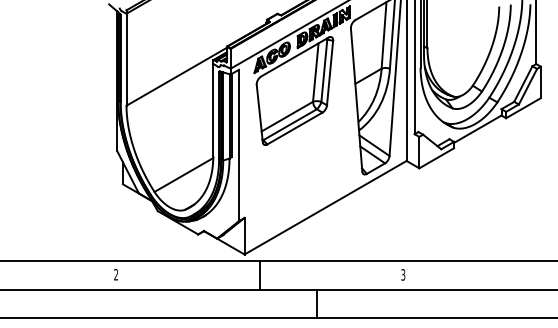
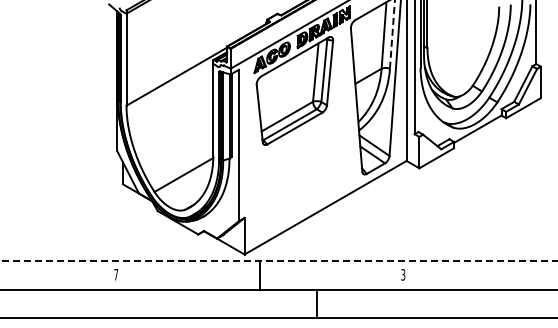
line: solid -> dashed (392, 33)
line: solid -> dashed (279, 260)
text: 2 -> 7 (116, 274)
